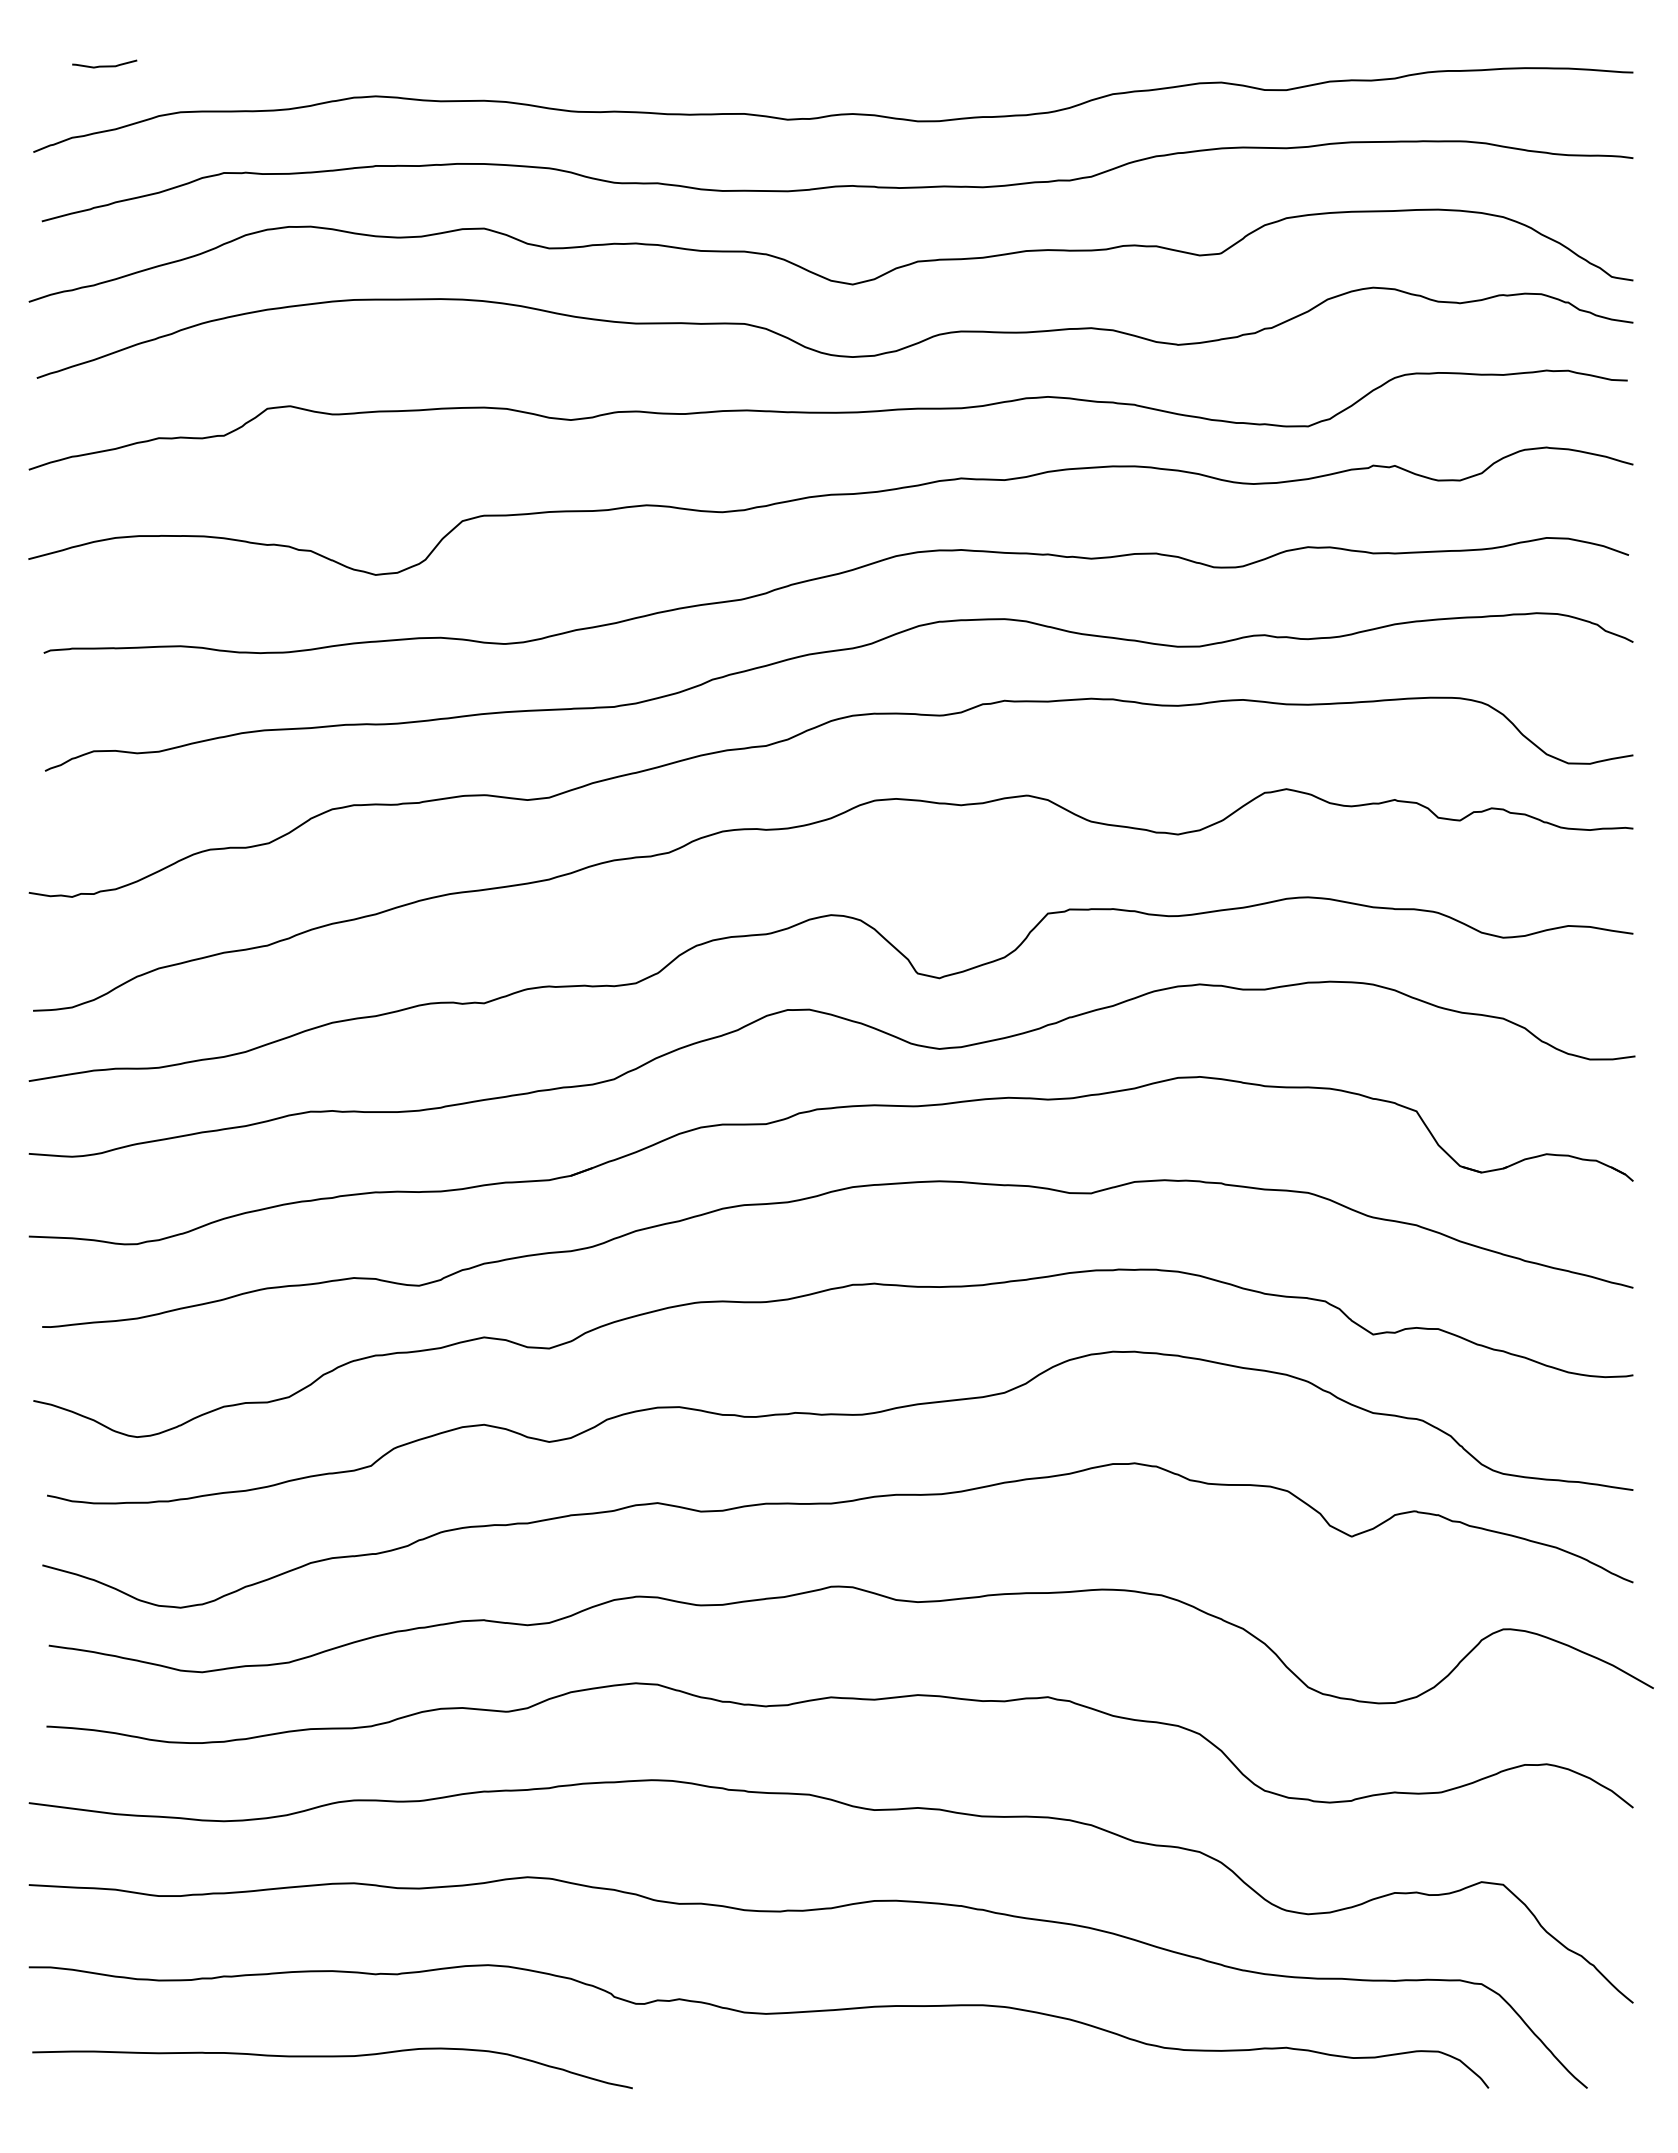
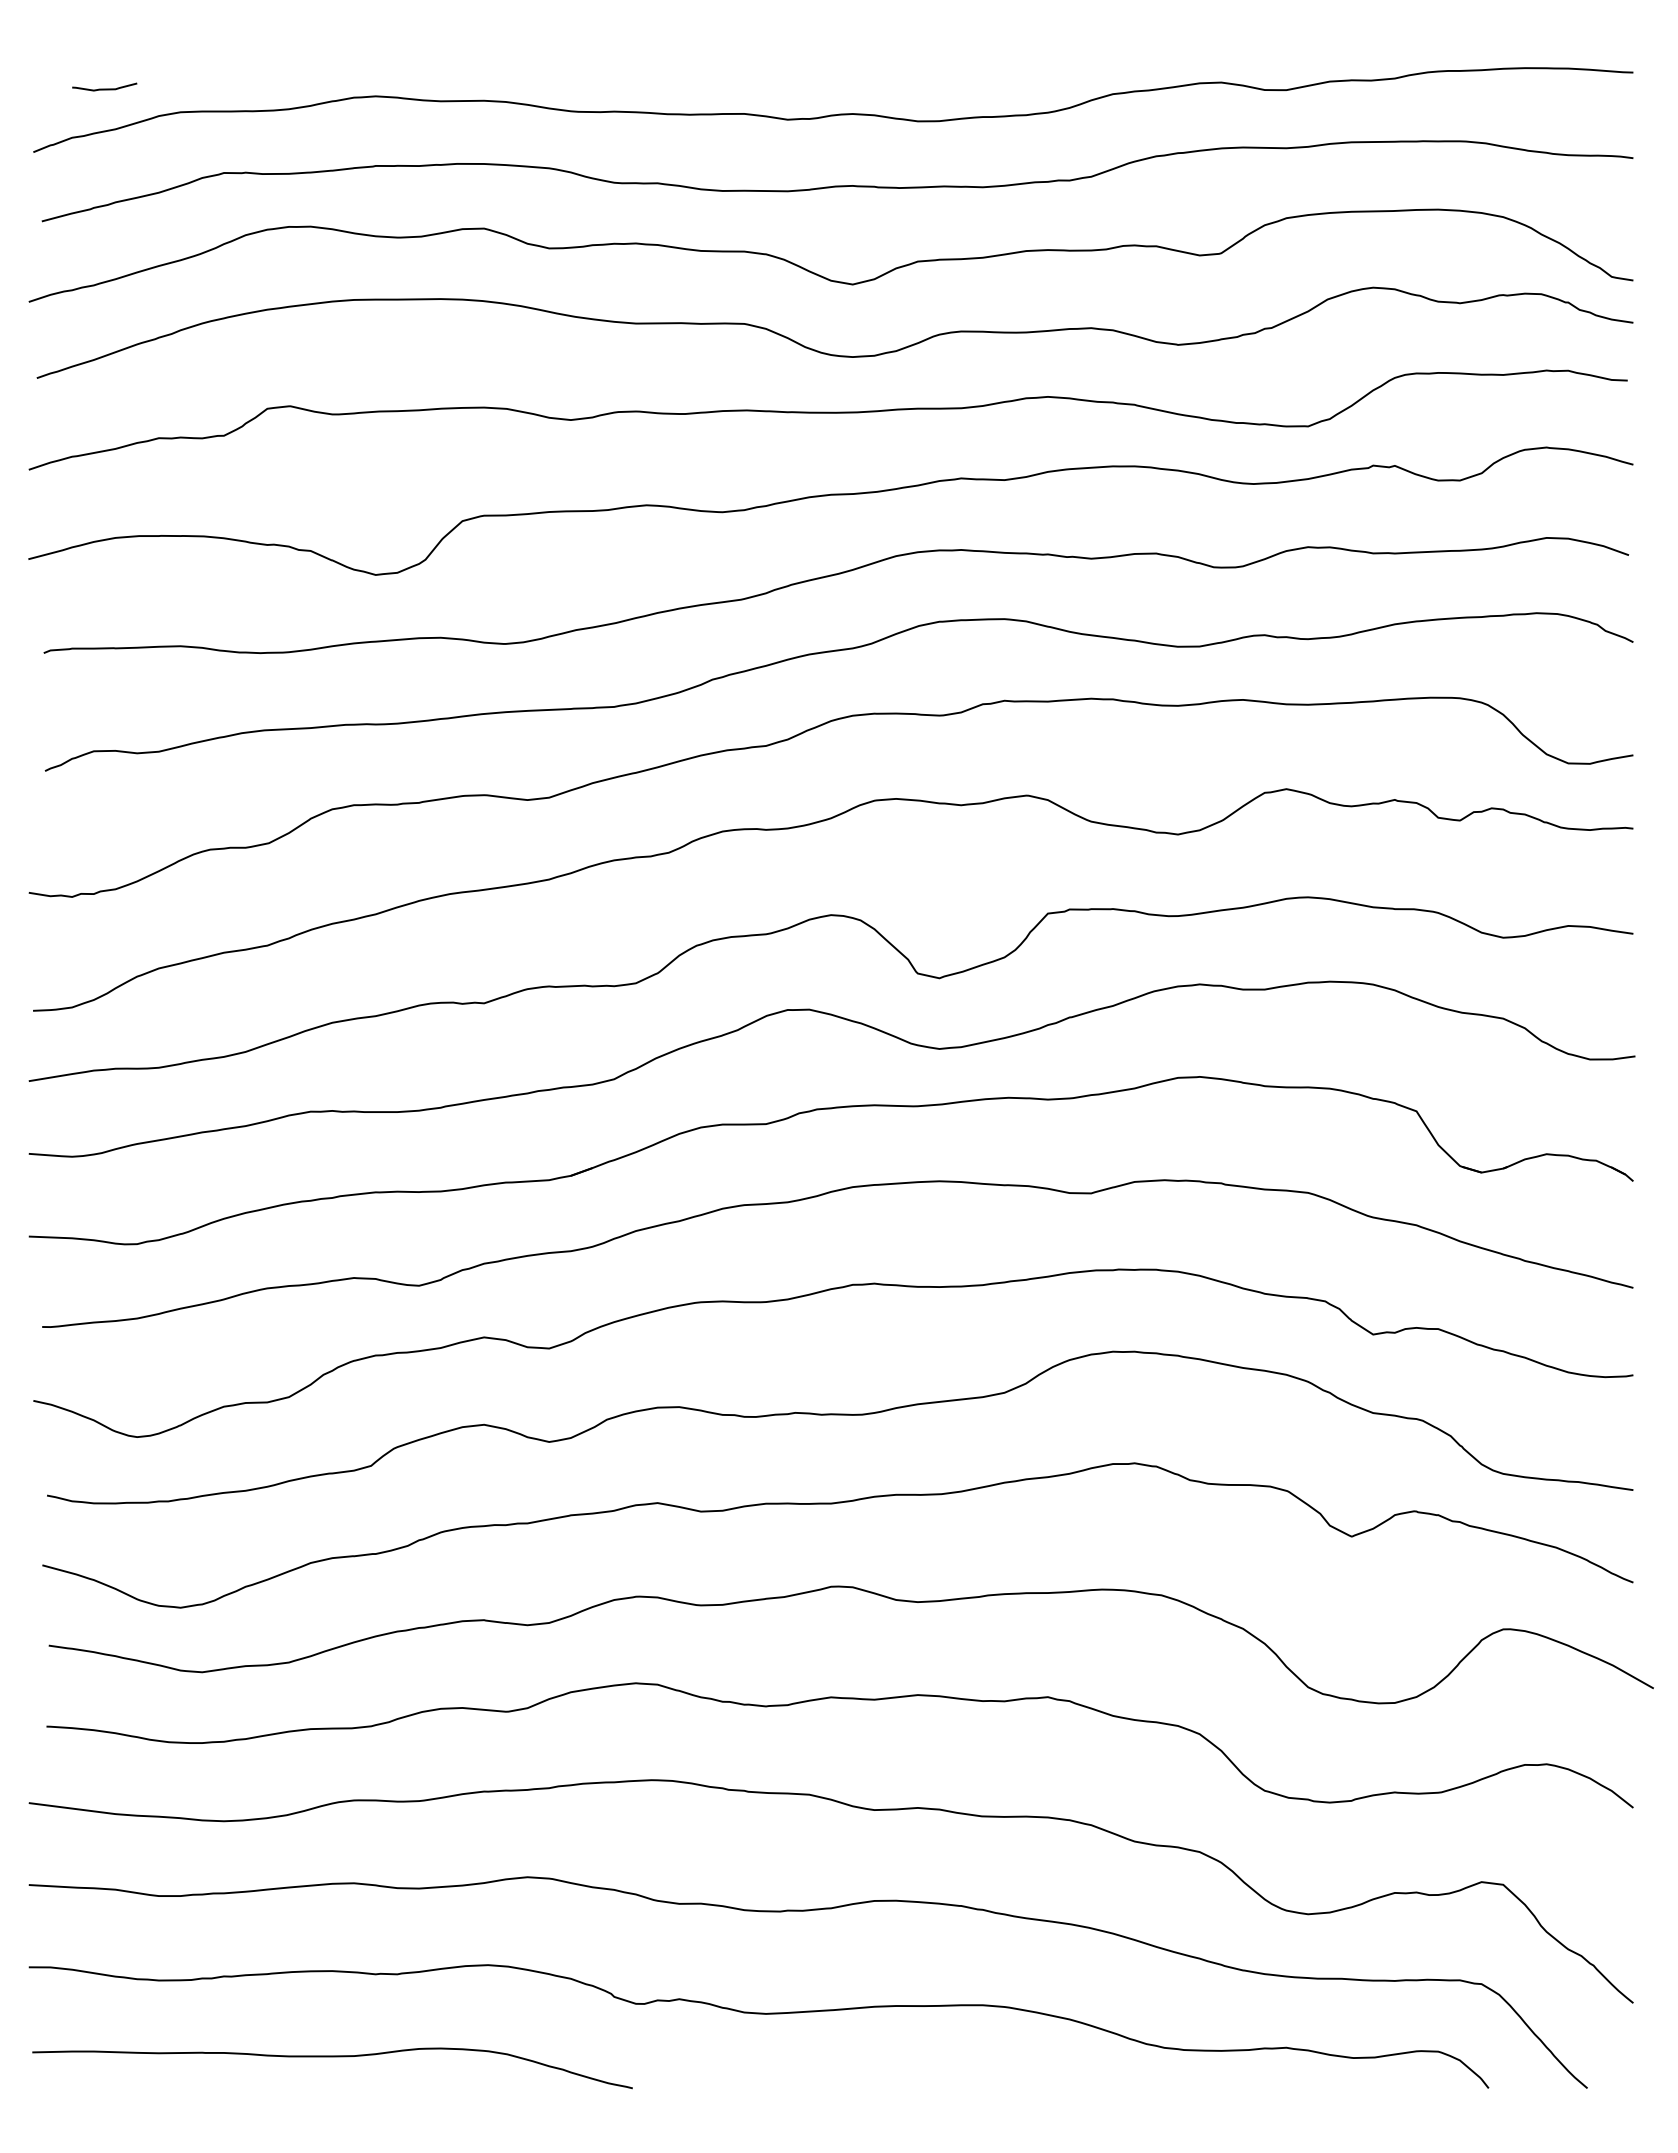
curve position: (104, 65) -> (104, 88) (104, 88)
